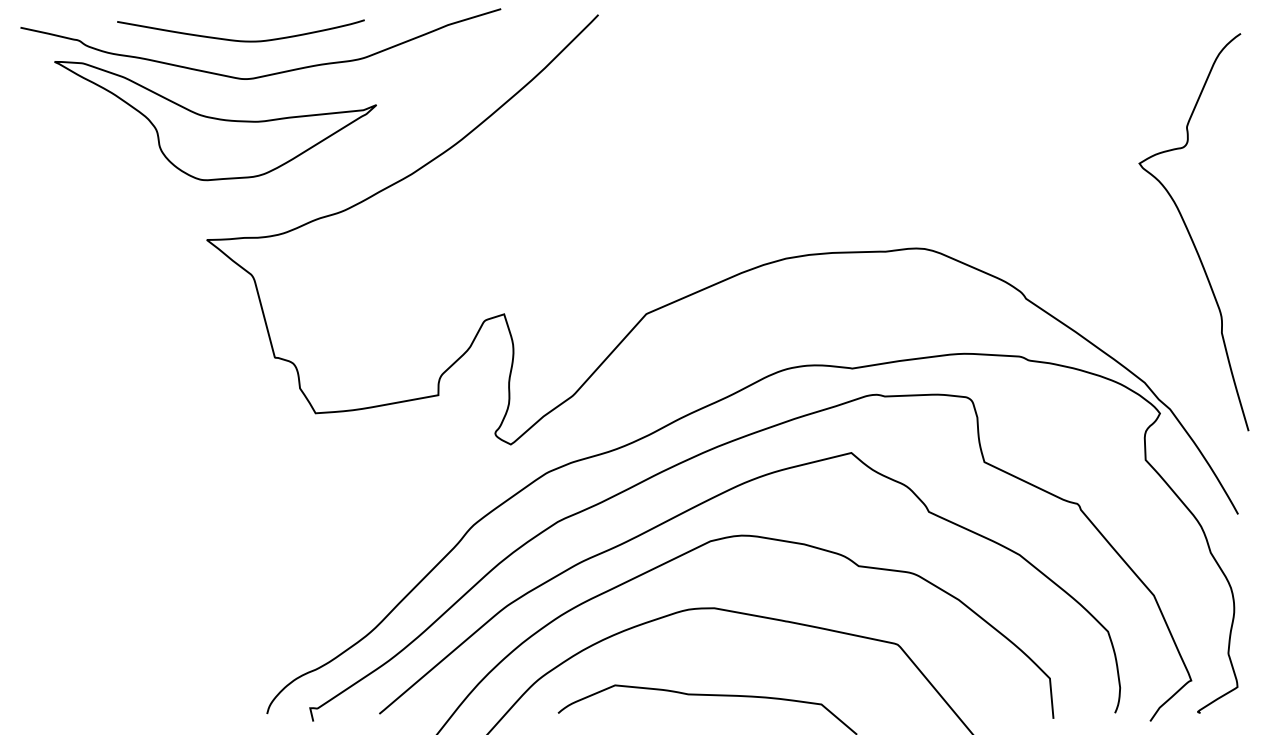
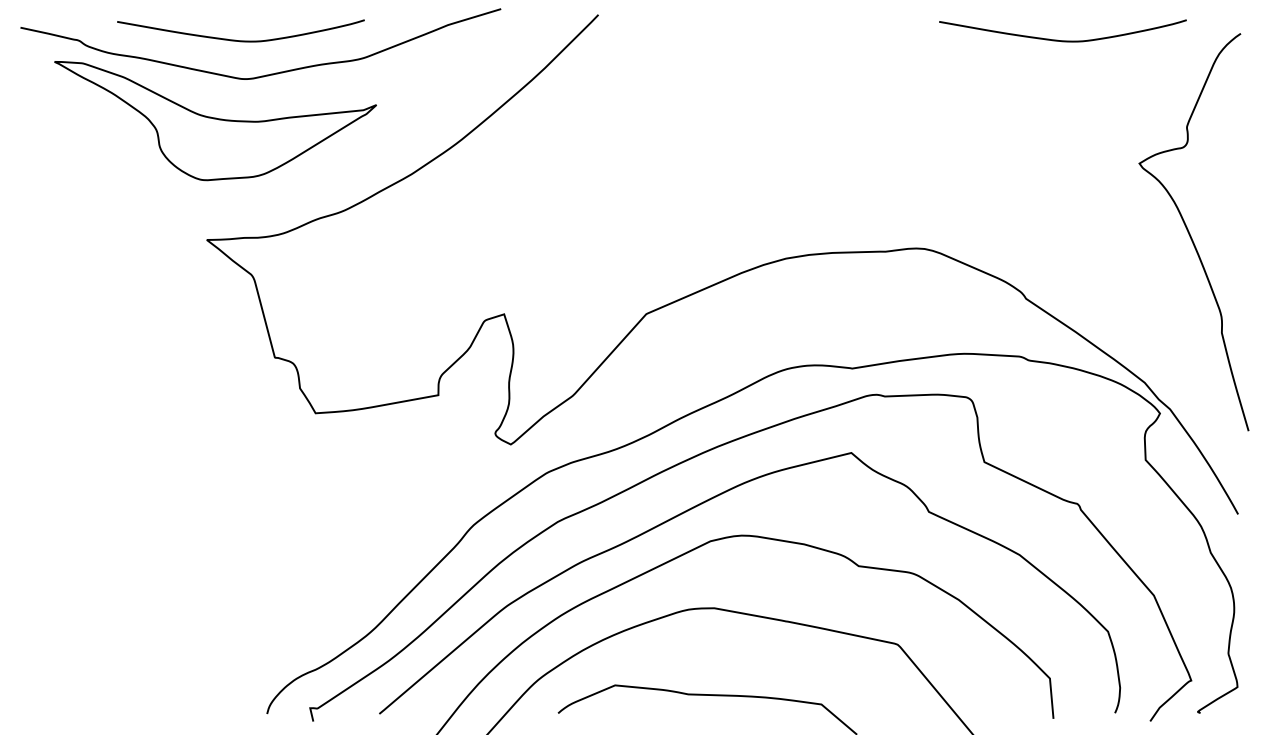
curve: none -> present (1062, 40)
